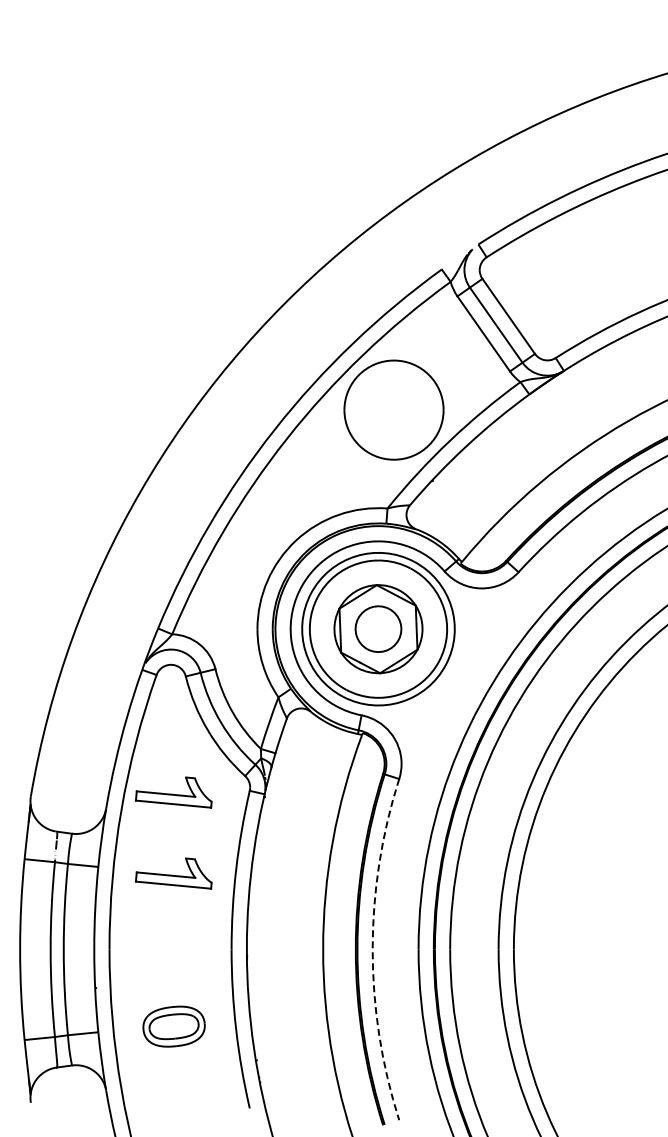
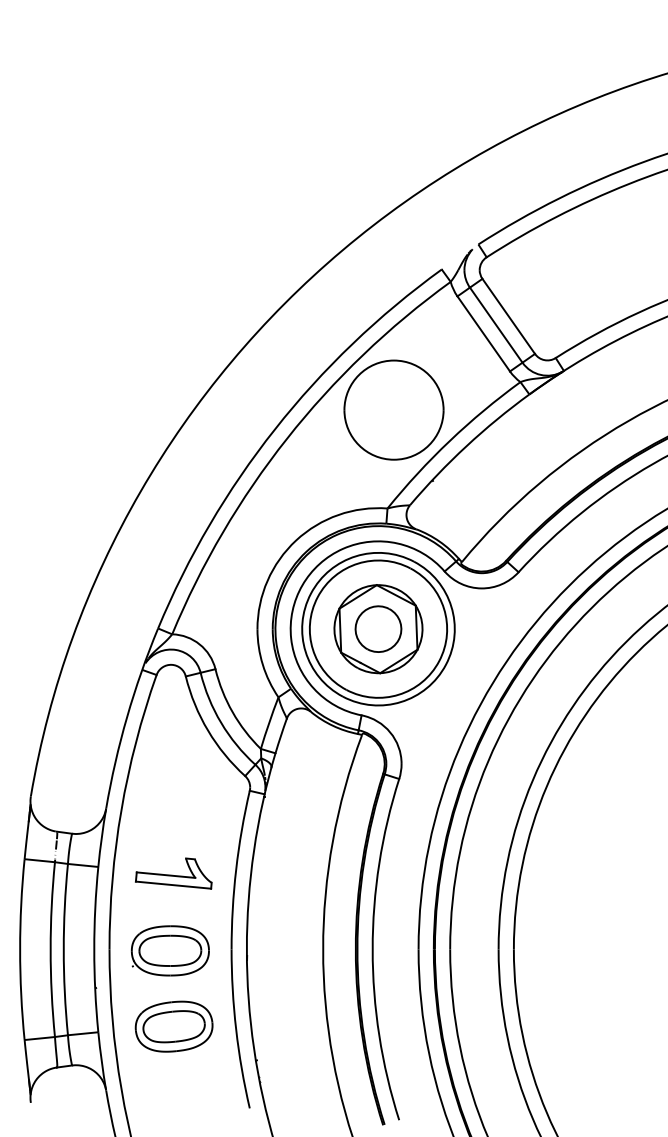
part: present -> none (173, 792)
arc: dashed -> solid (372, 949)
part: none -> present (169, 950)
part size: 64x43 px -> 80x53 px (173, 1026)
